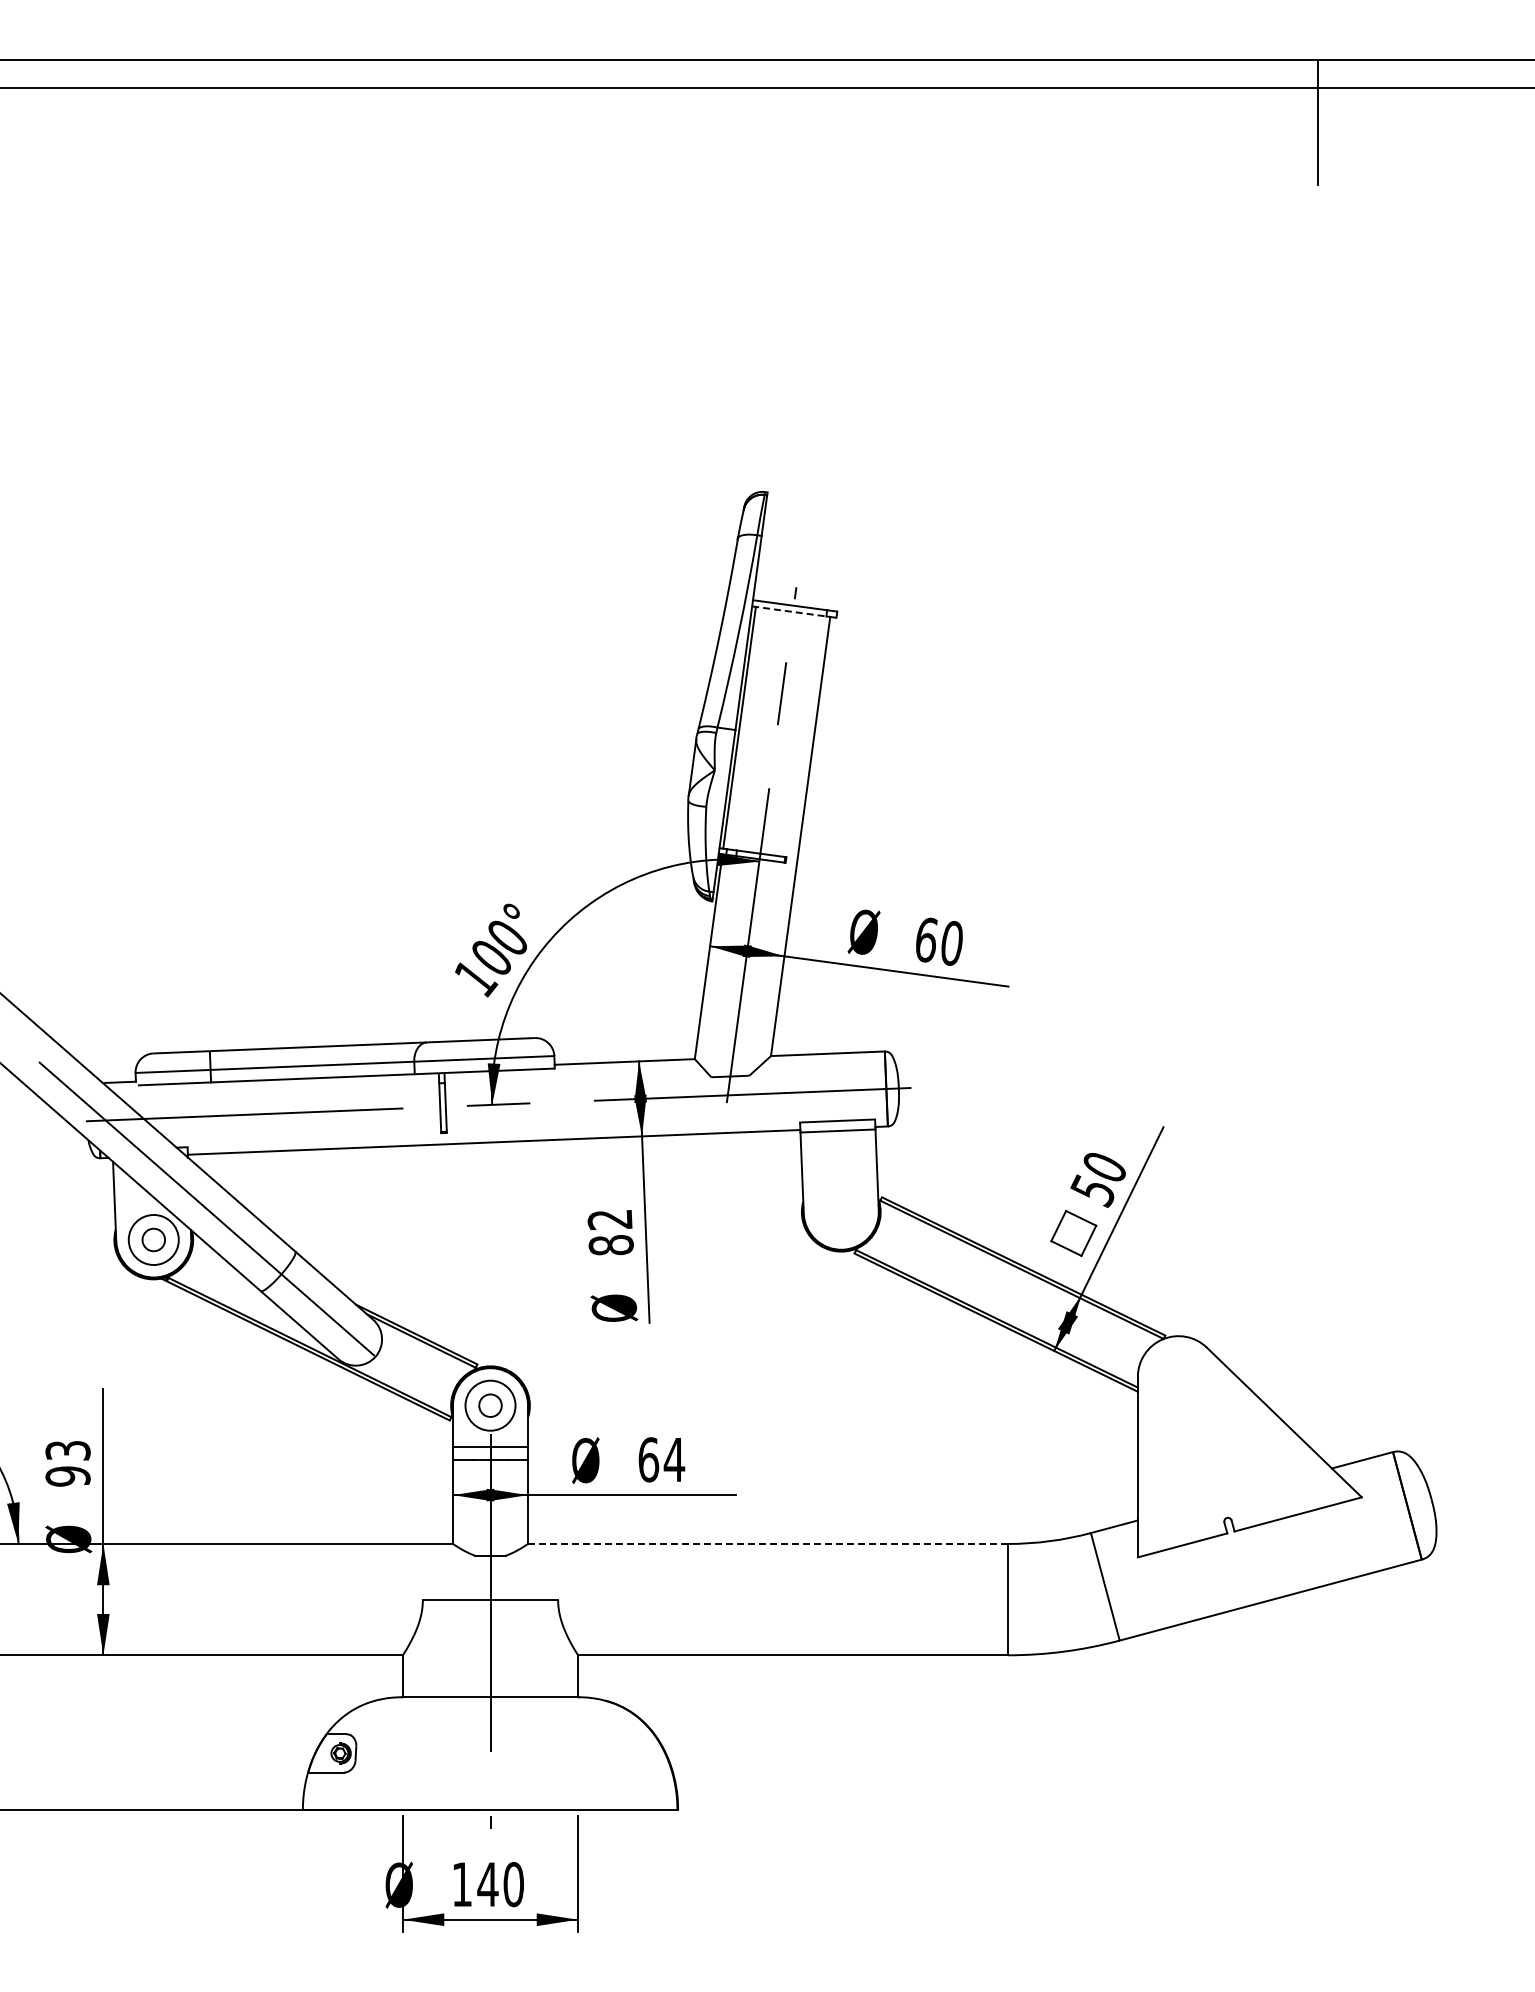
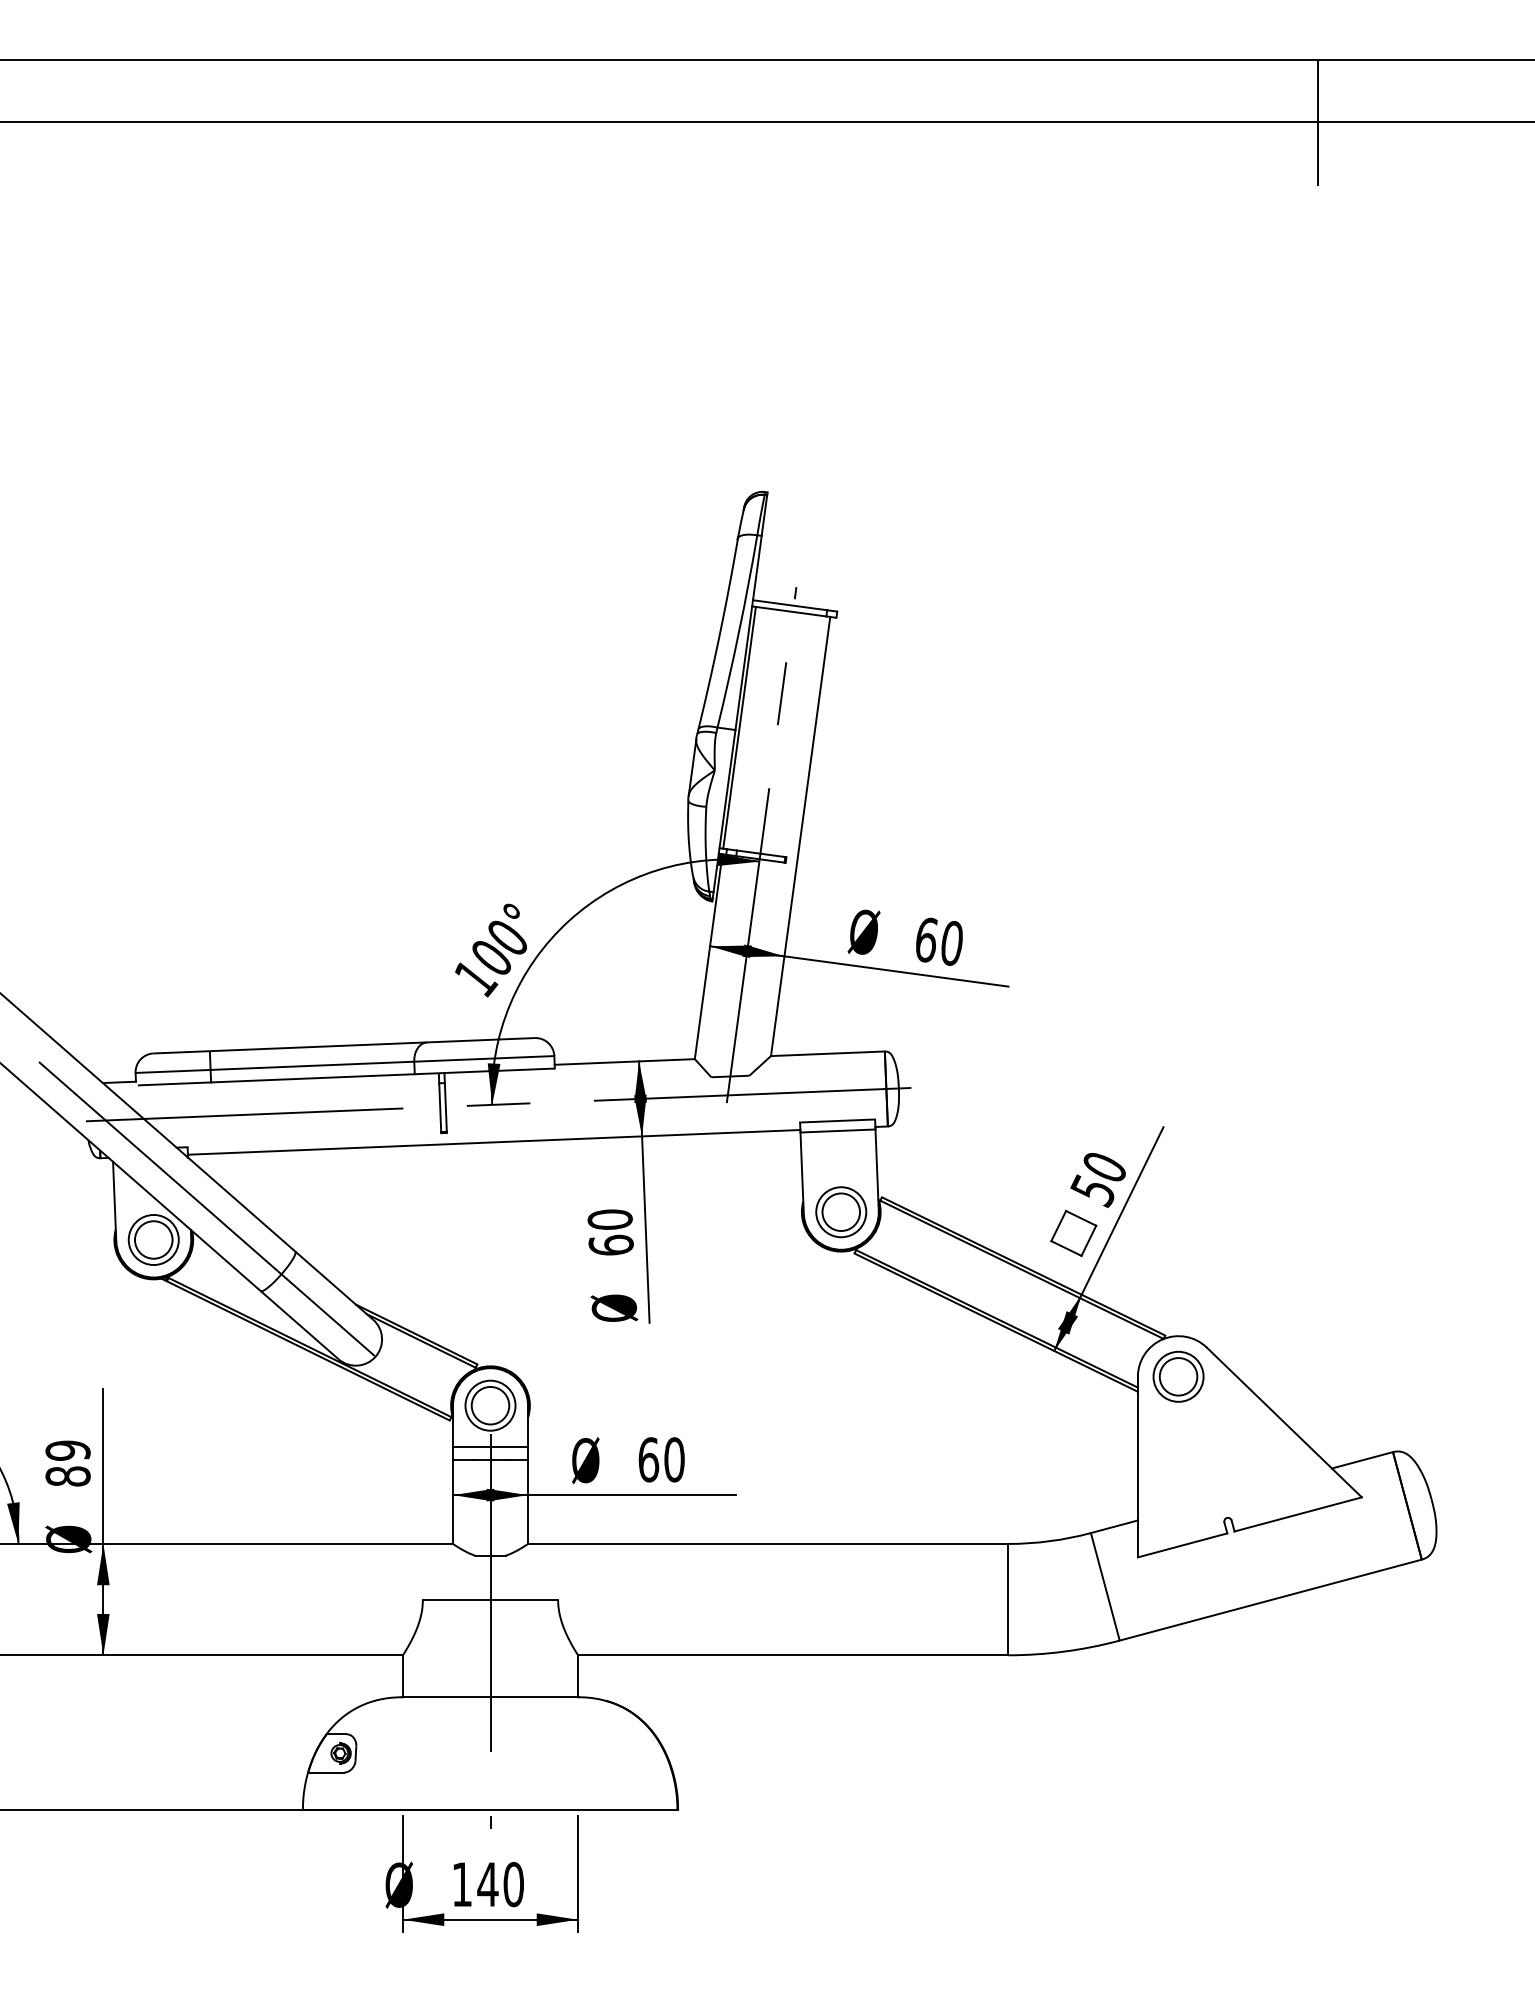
line position: (766, 88) -> (766, 122) (766, 122)
line: dashed -> solid (789, 611)
part: none -> present (841, 1212)
text: 82 -> 60 (610, 1232)
circle diameter: 23 px -> 38 px (153, 1239)
part: none -> present (1178, 1376)
circle diameter: 23 px -> 38 px (490, 1405)
text: 64 -> 60 (674, 1459)
text: 93 -> 89 (67, 1463)
line: dashed -> solid (767, 1543)
